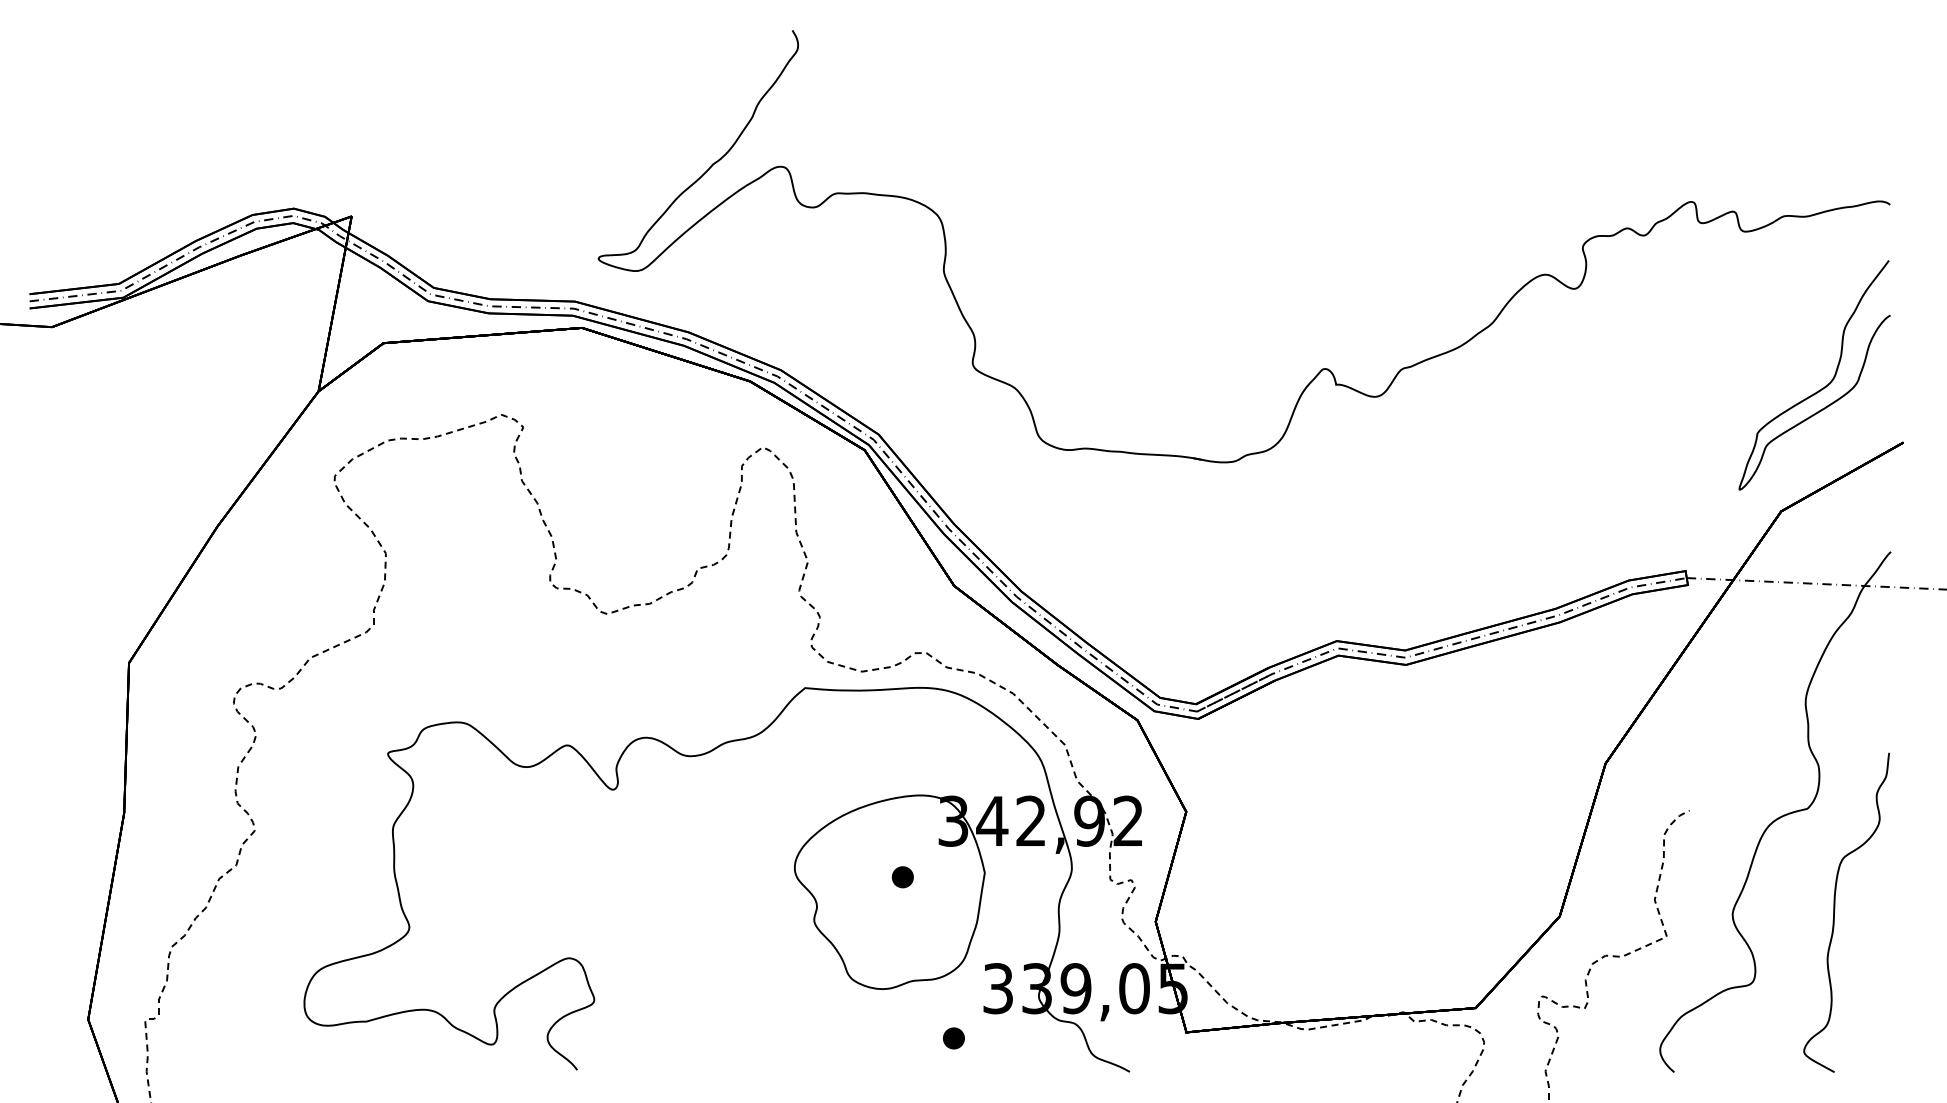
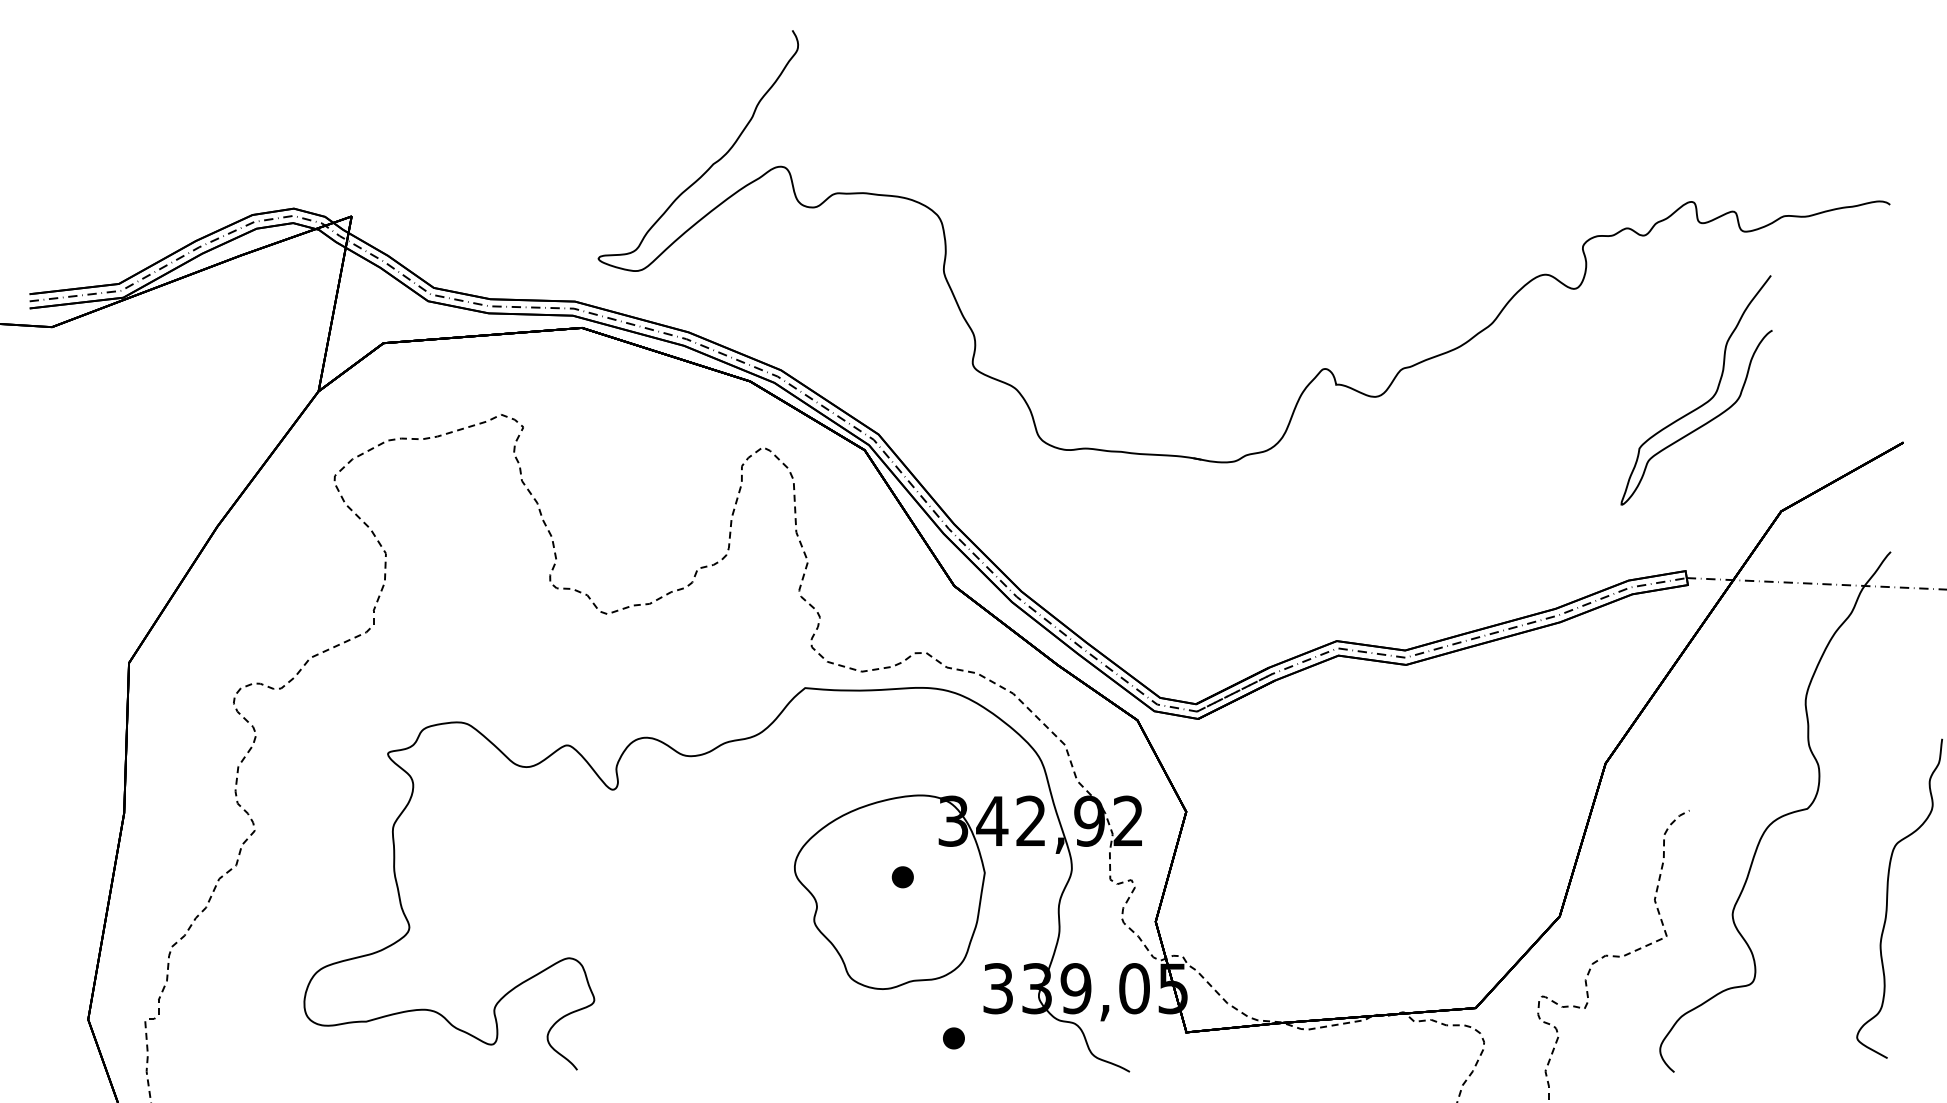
curve position: (1822, 387) -> (1704, 402) (1704, 402)
curve position: (1835, 910) -> (1888, 896) (1888, 896)
